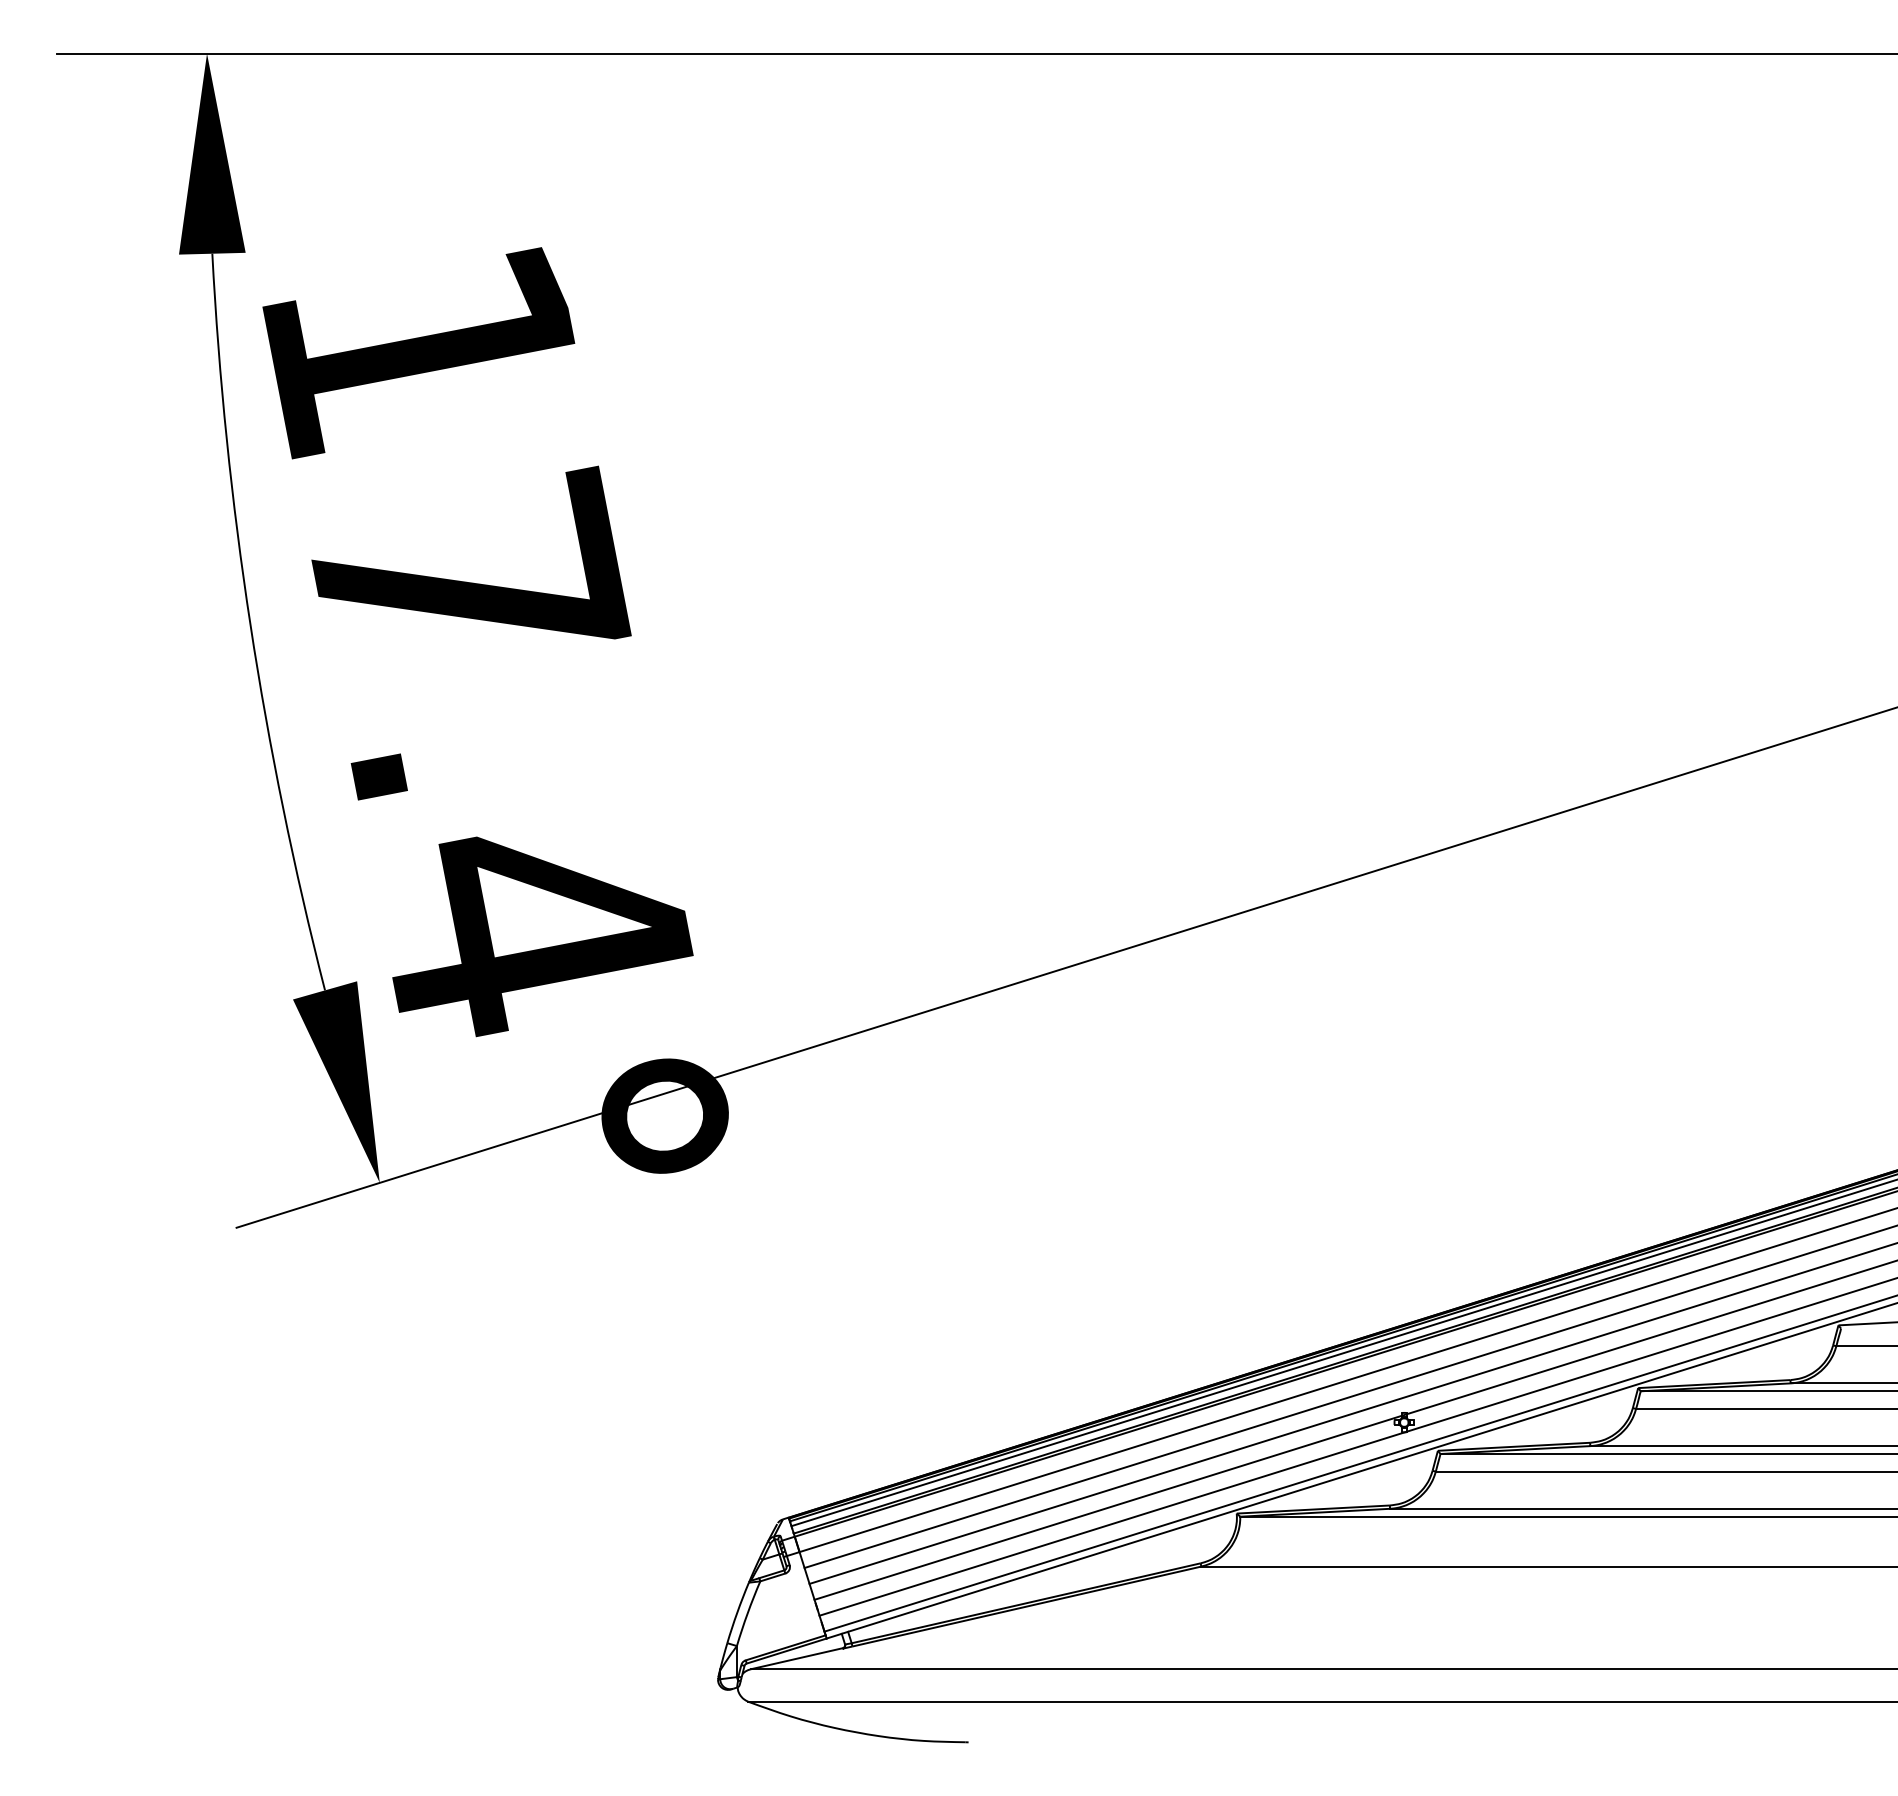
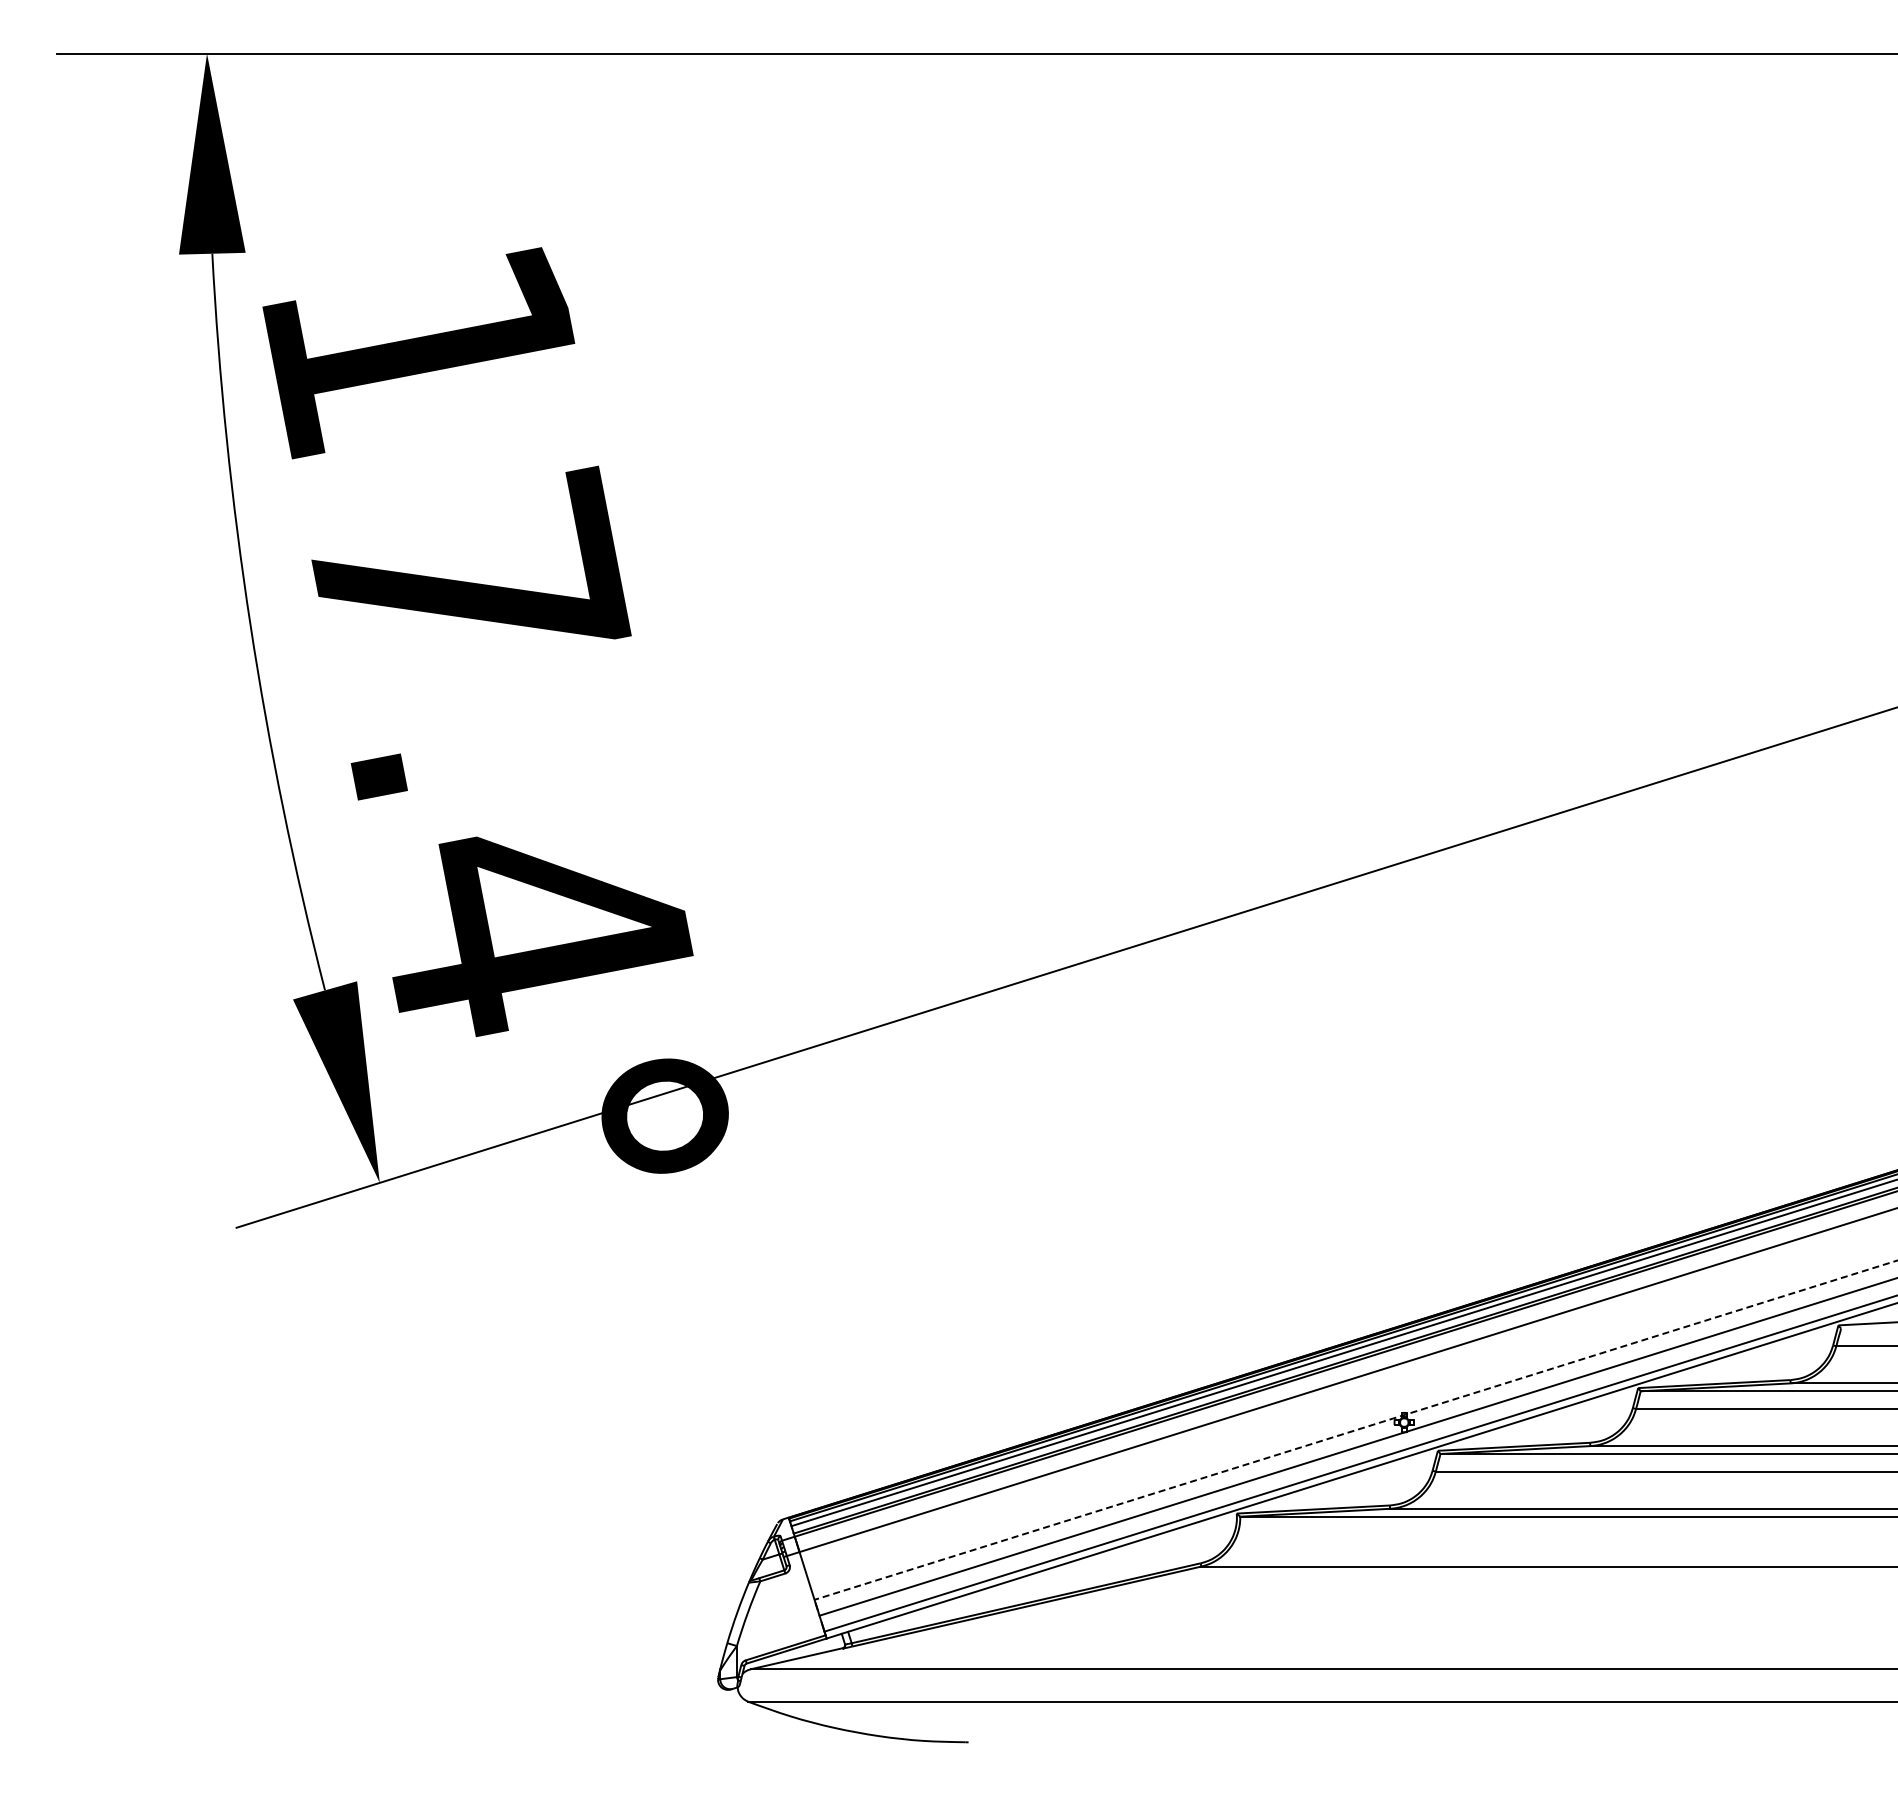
line: present -> none (1349, 1397)
line: present -> none (1351, 1413)
line: solid -> dashed (1355, 1430)
